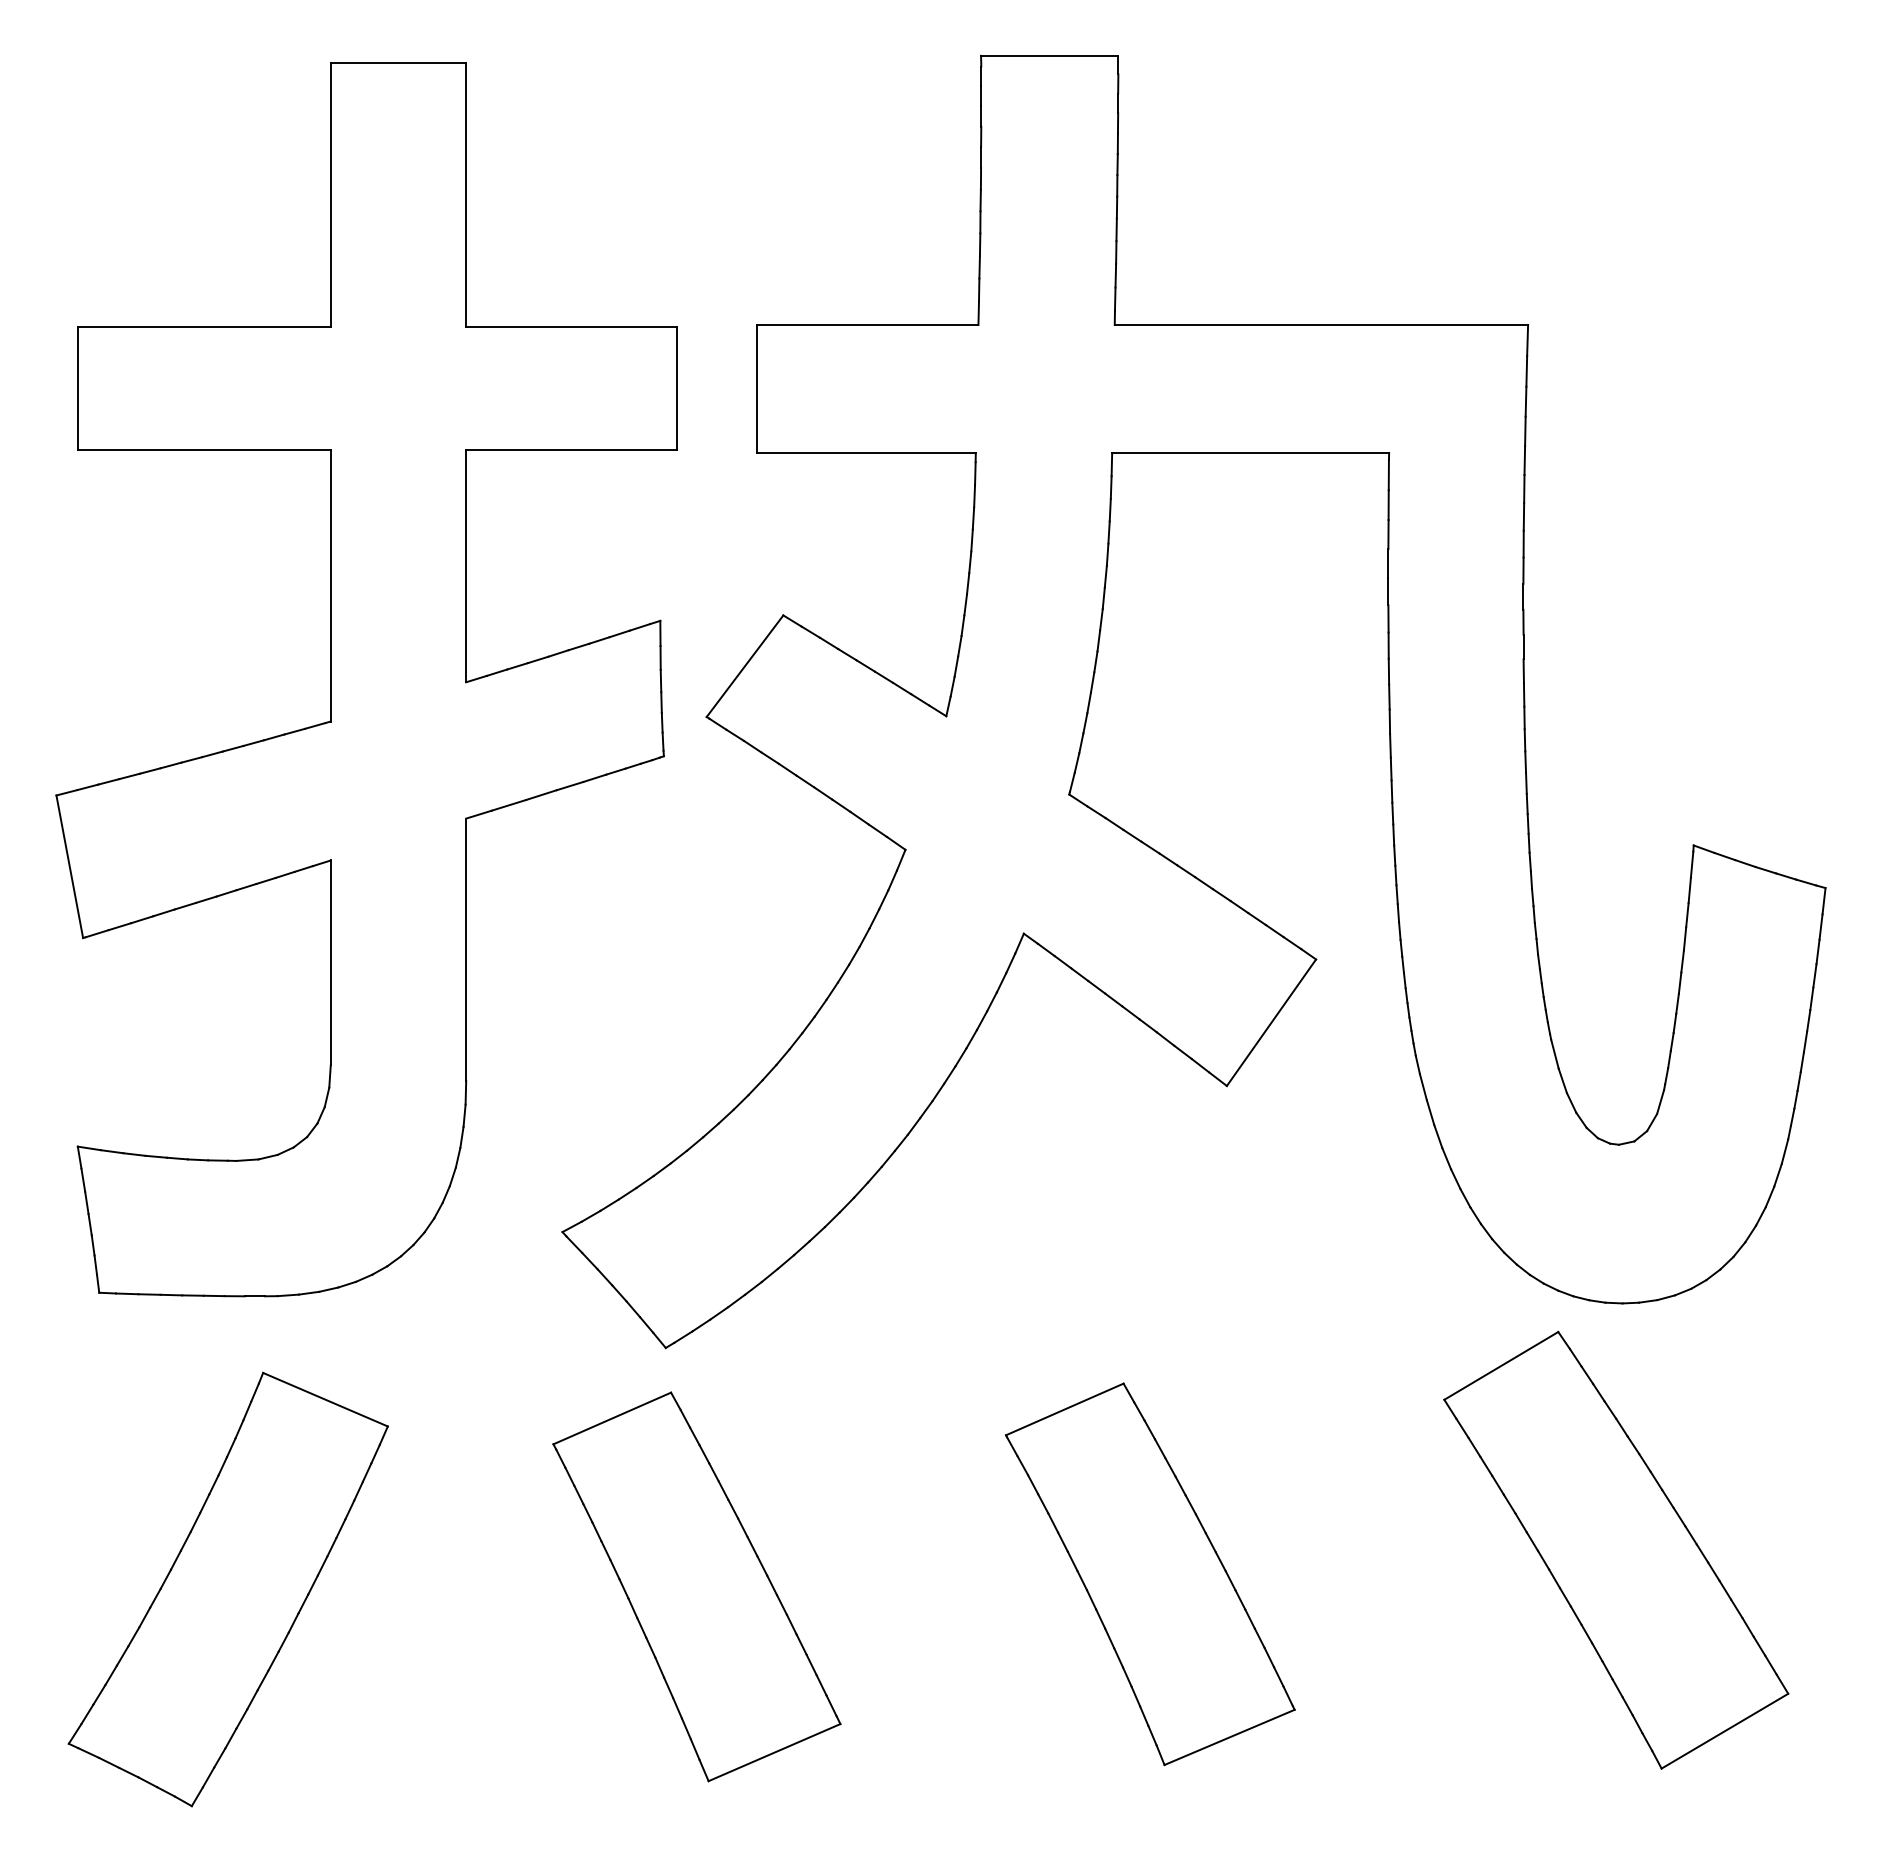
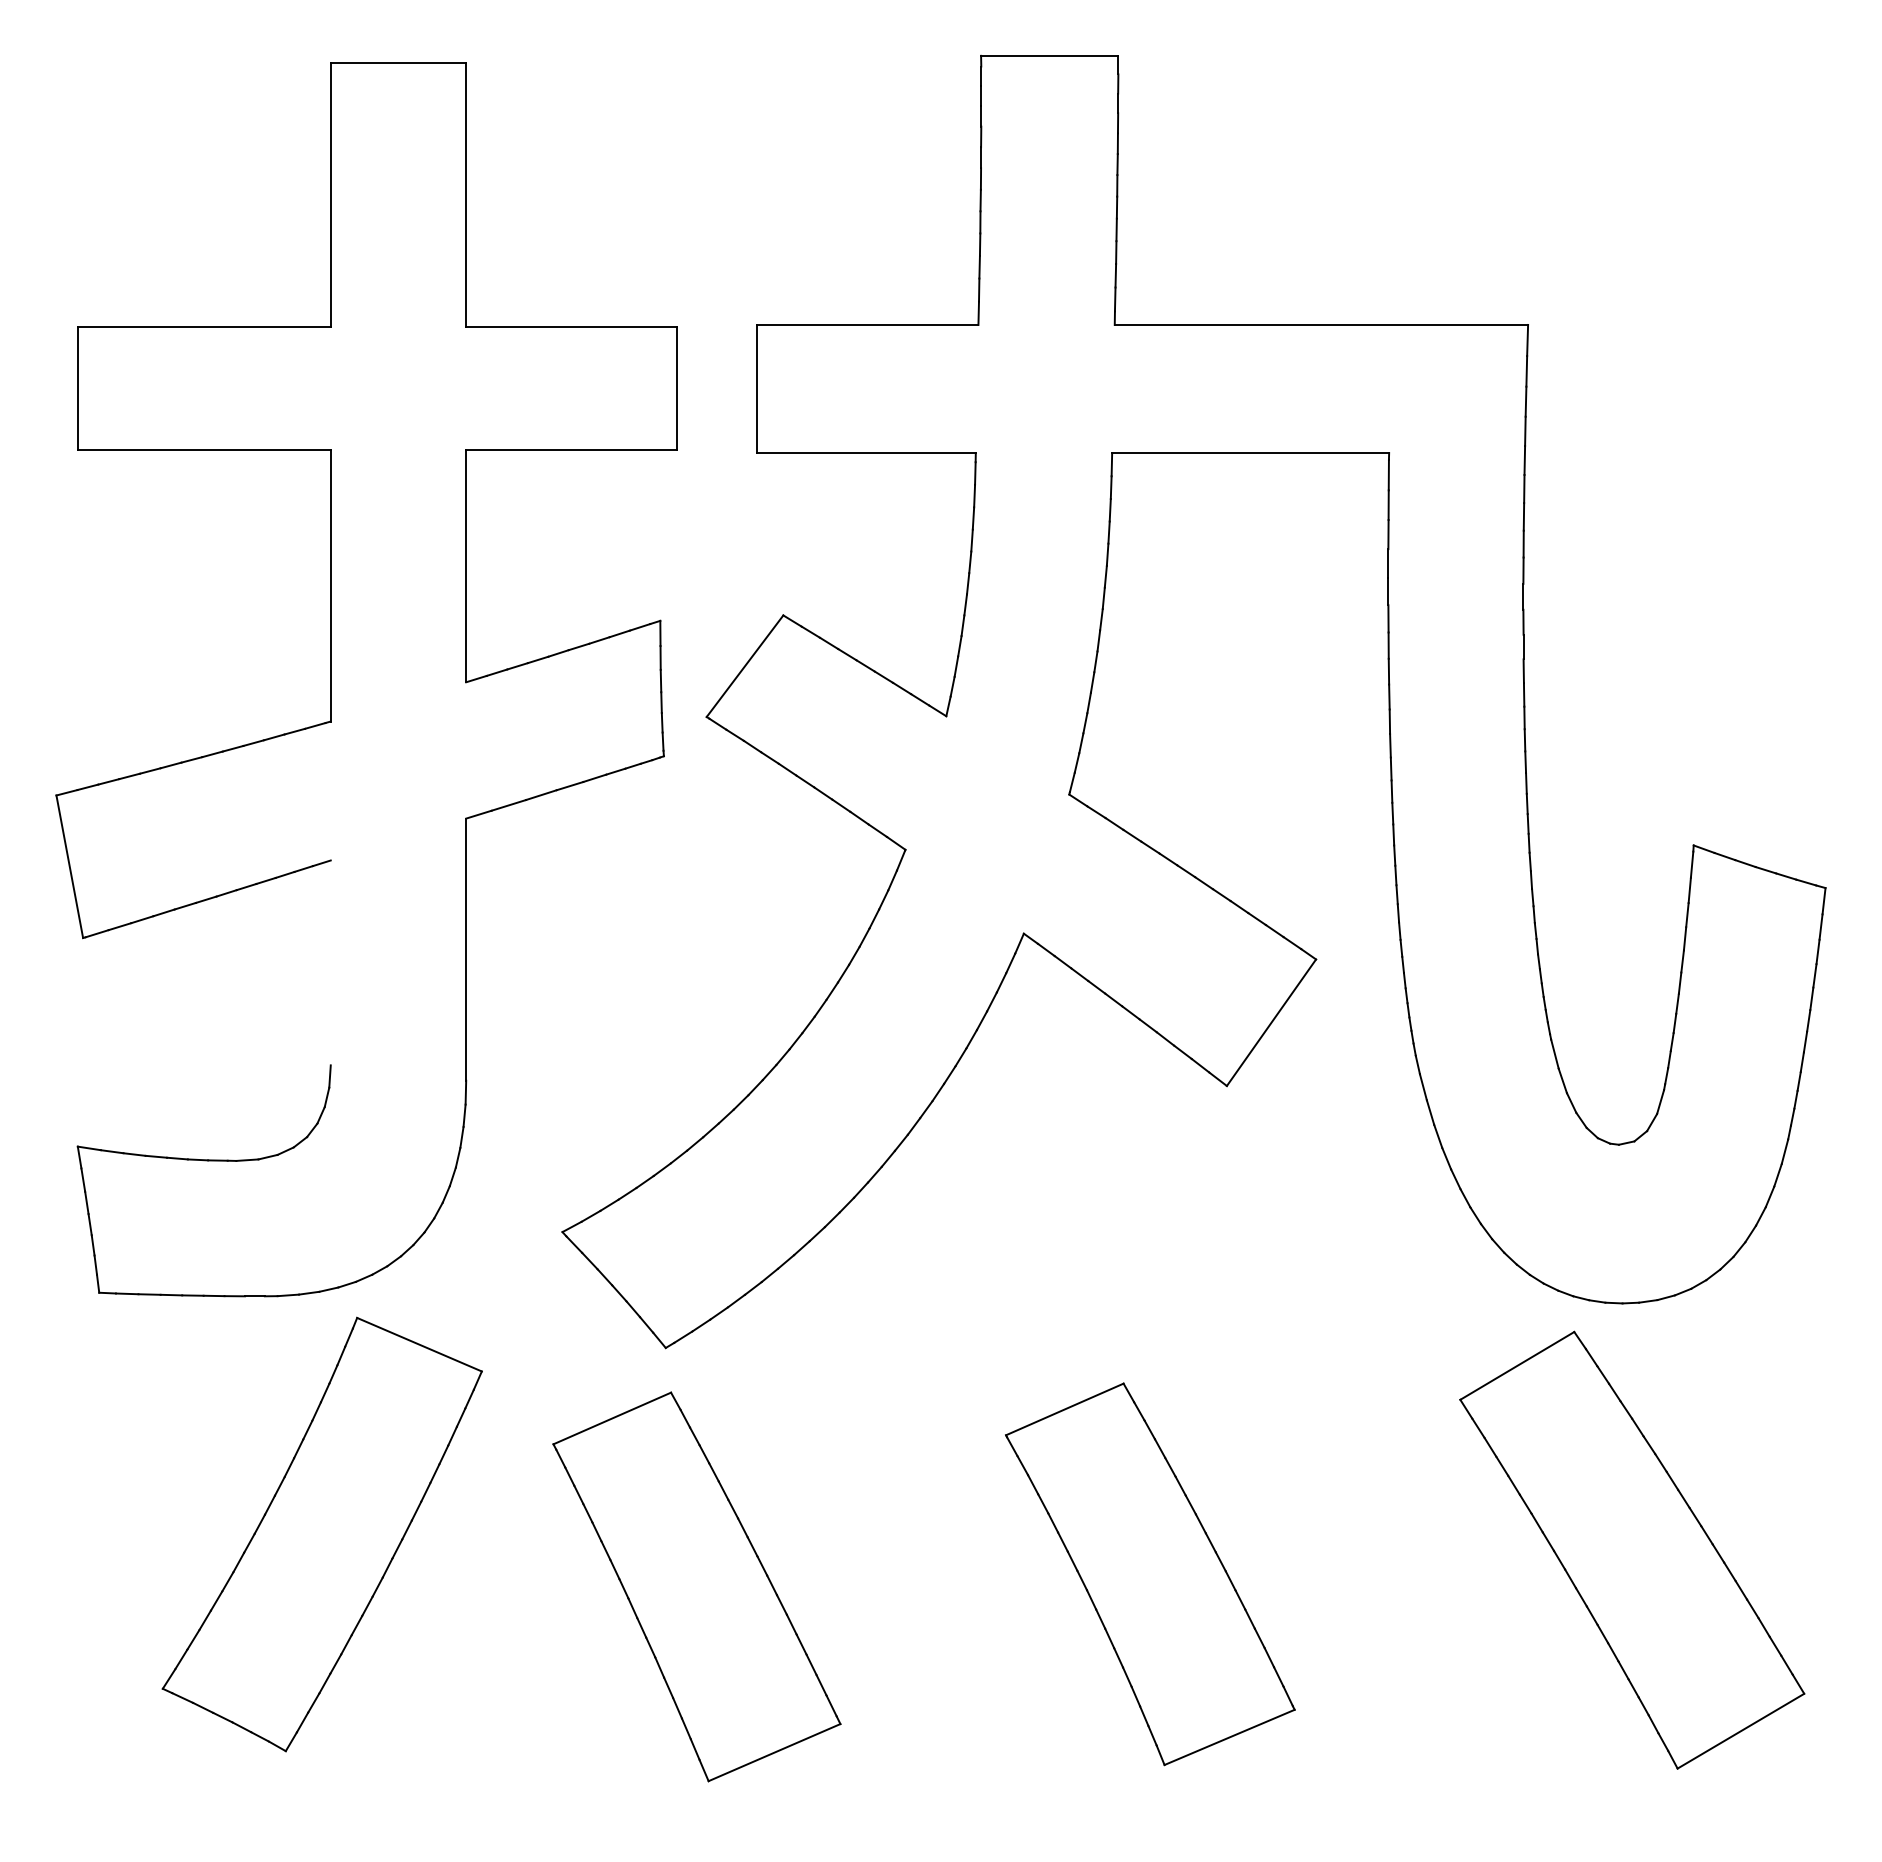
line: present -> none (330, 962)
part position: (1616, 1549) -> (1632, 1549) (1632, 1549)
part position: (227, 1589) -> (321, 1534) (321, 1534)
